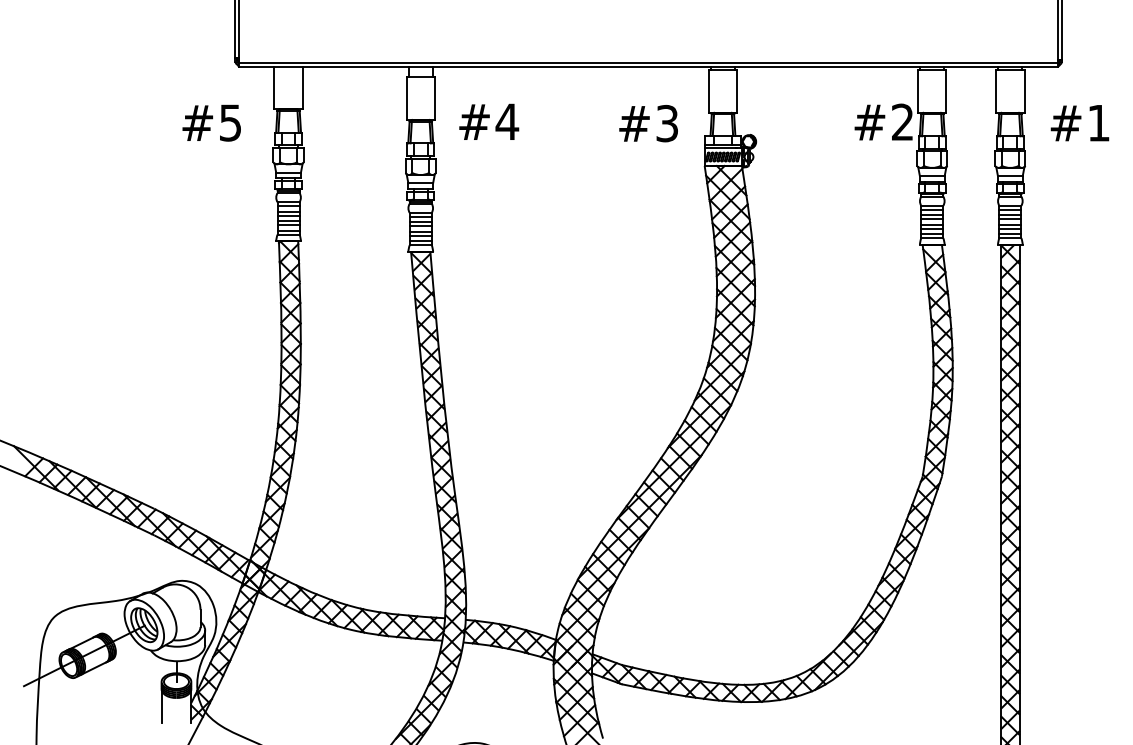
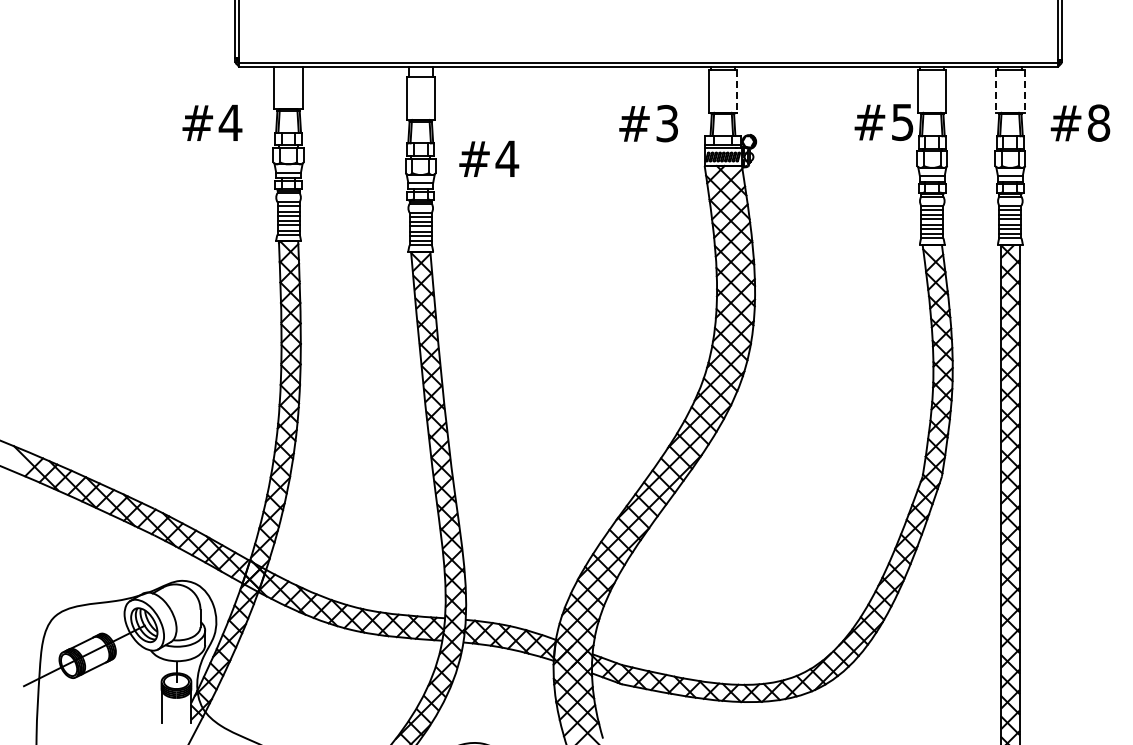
line: solid -> dashed (737, 92)
line: solid -> dashed (996, 92)
line: solid -> dashed (1024, 92)
text position: (489, 121) -> (489, 158) (489, 158)
text: #5 -> #4 (230, 122)
text: #2 -> #5 (902, 122)
text: #1 -> #8 (1098, 122)
